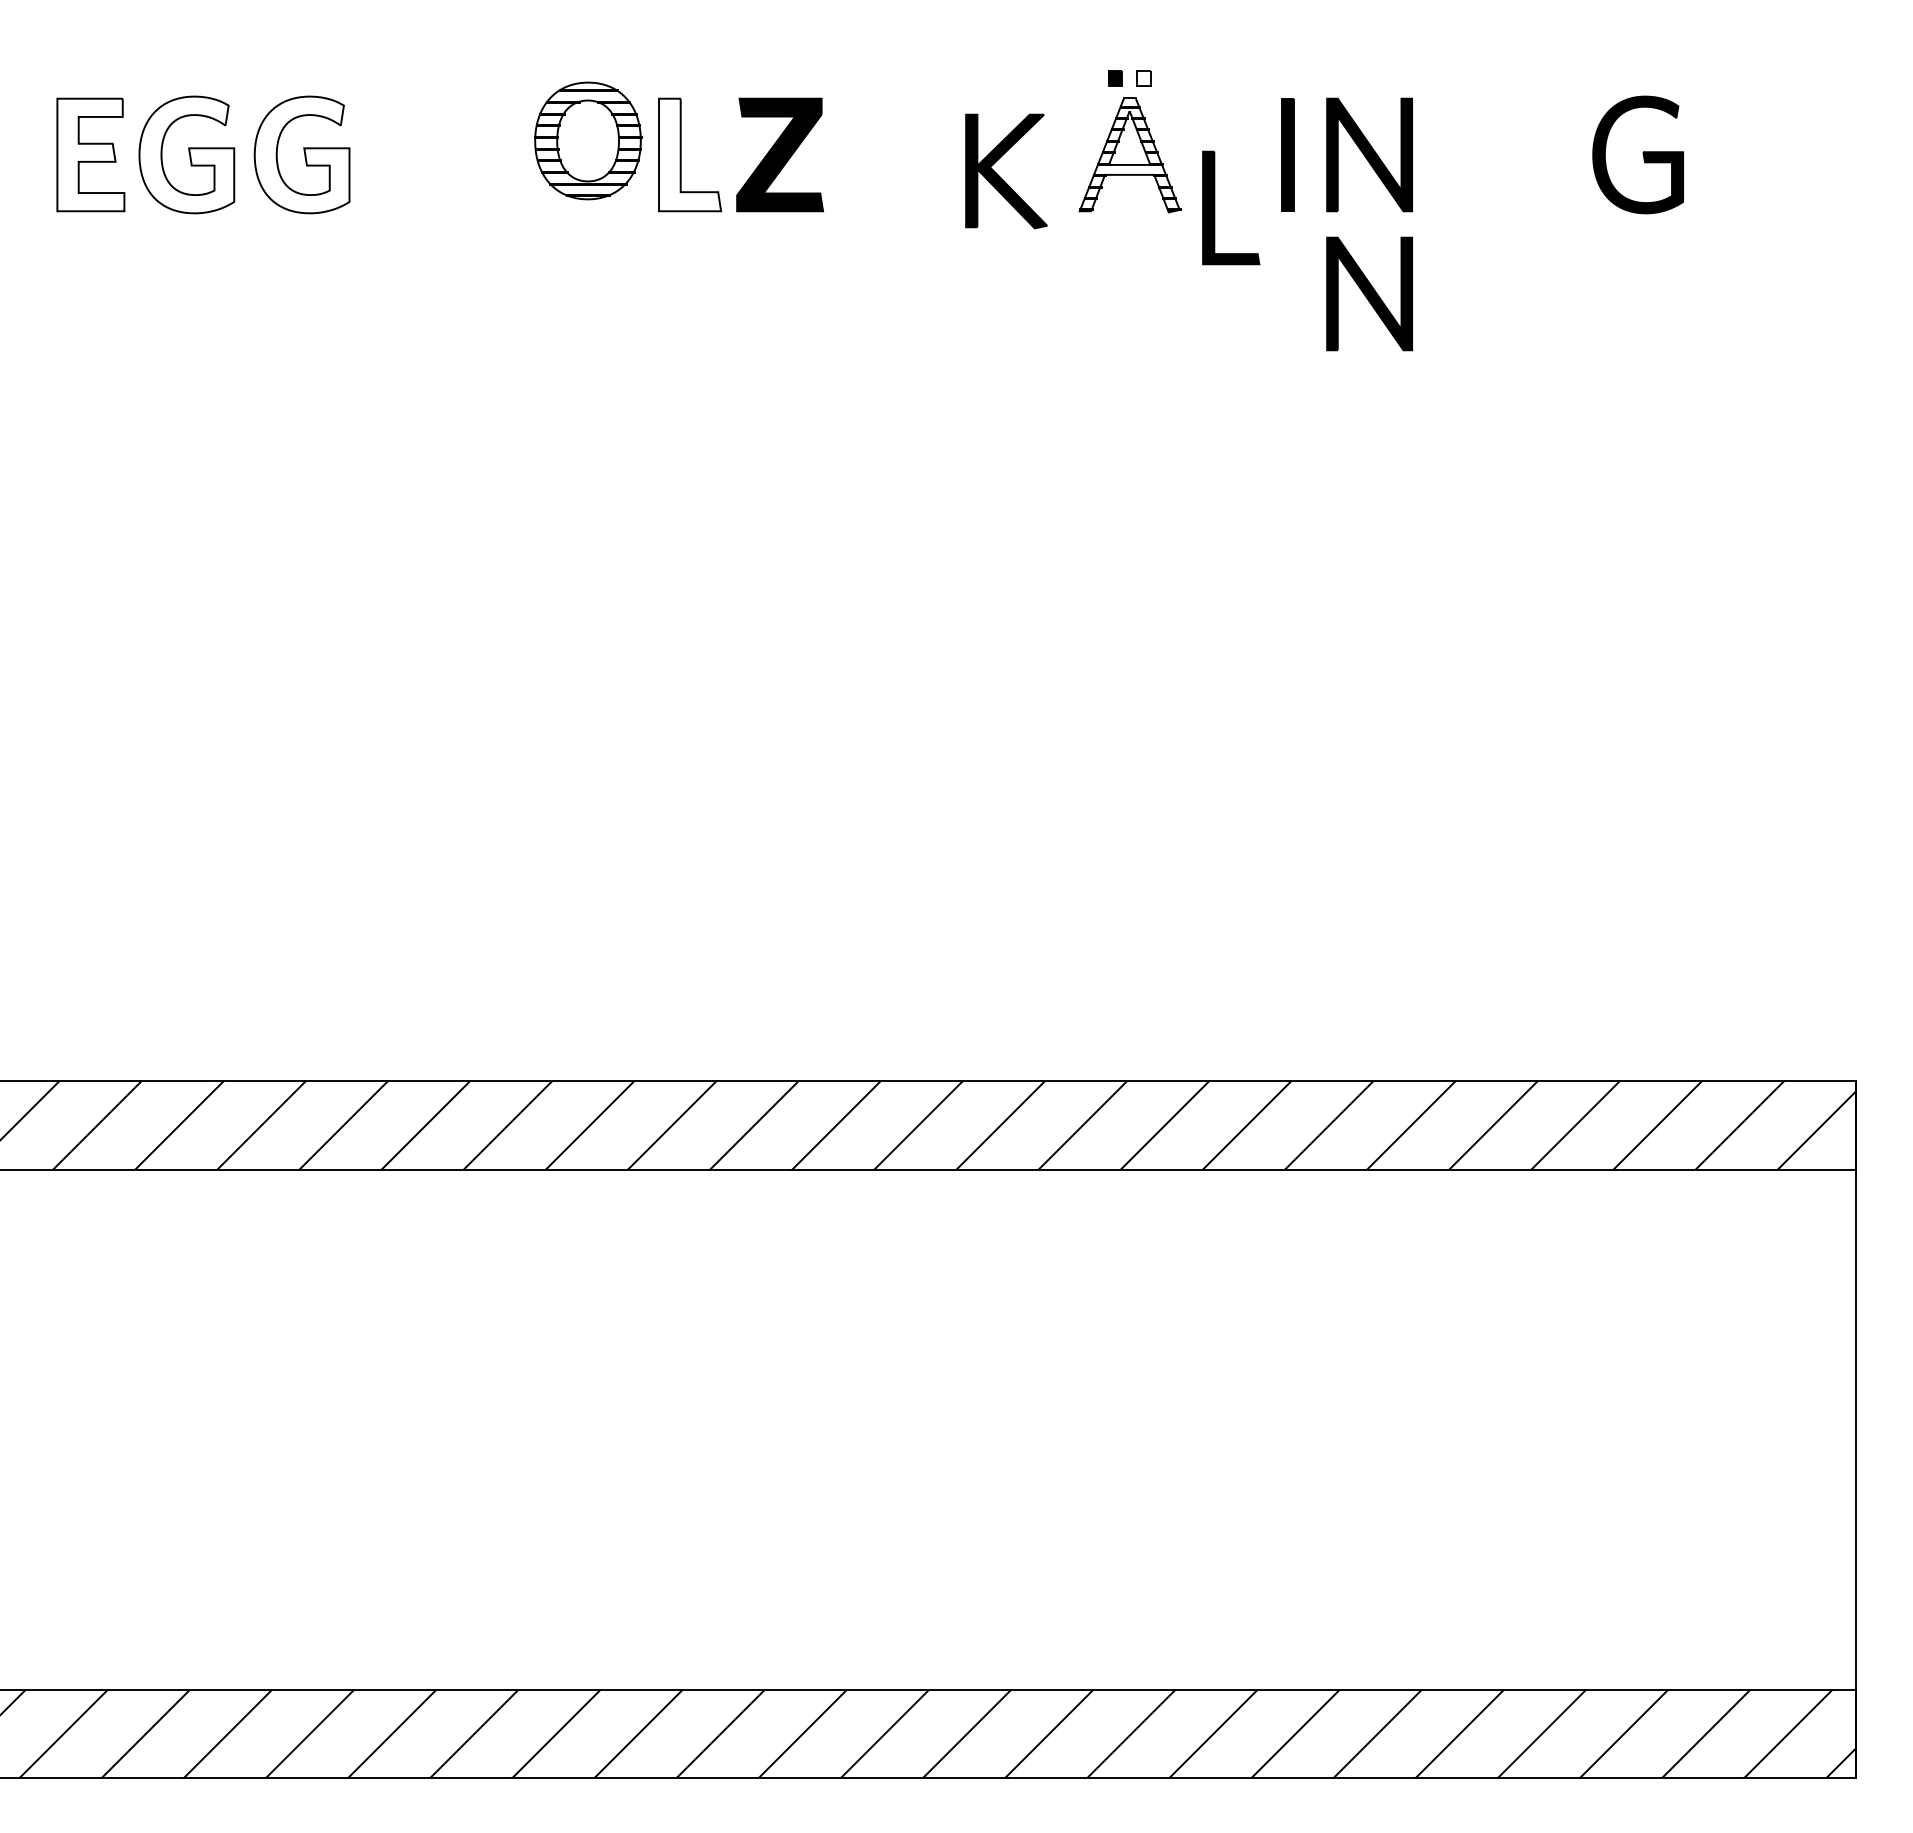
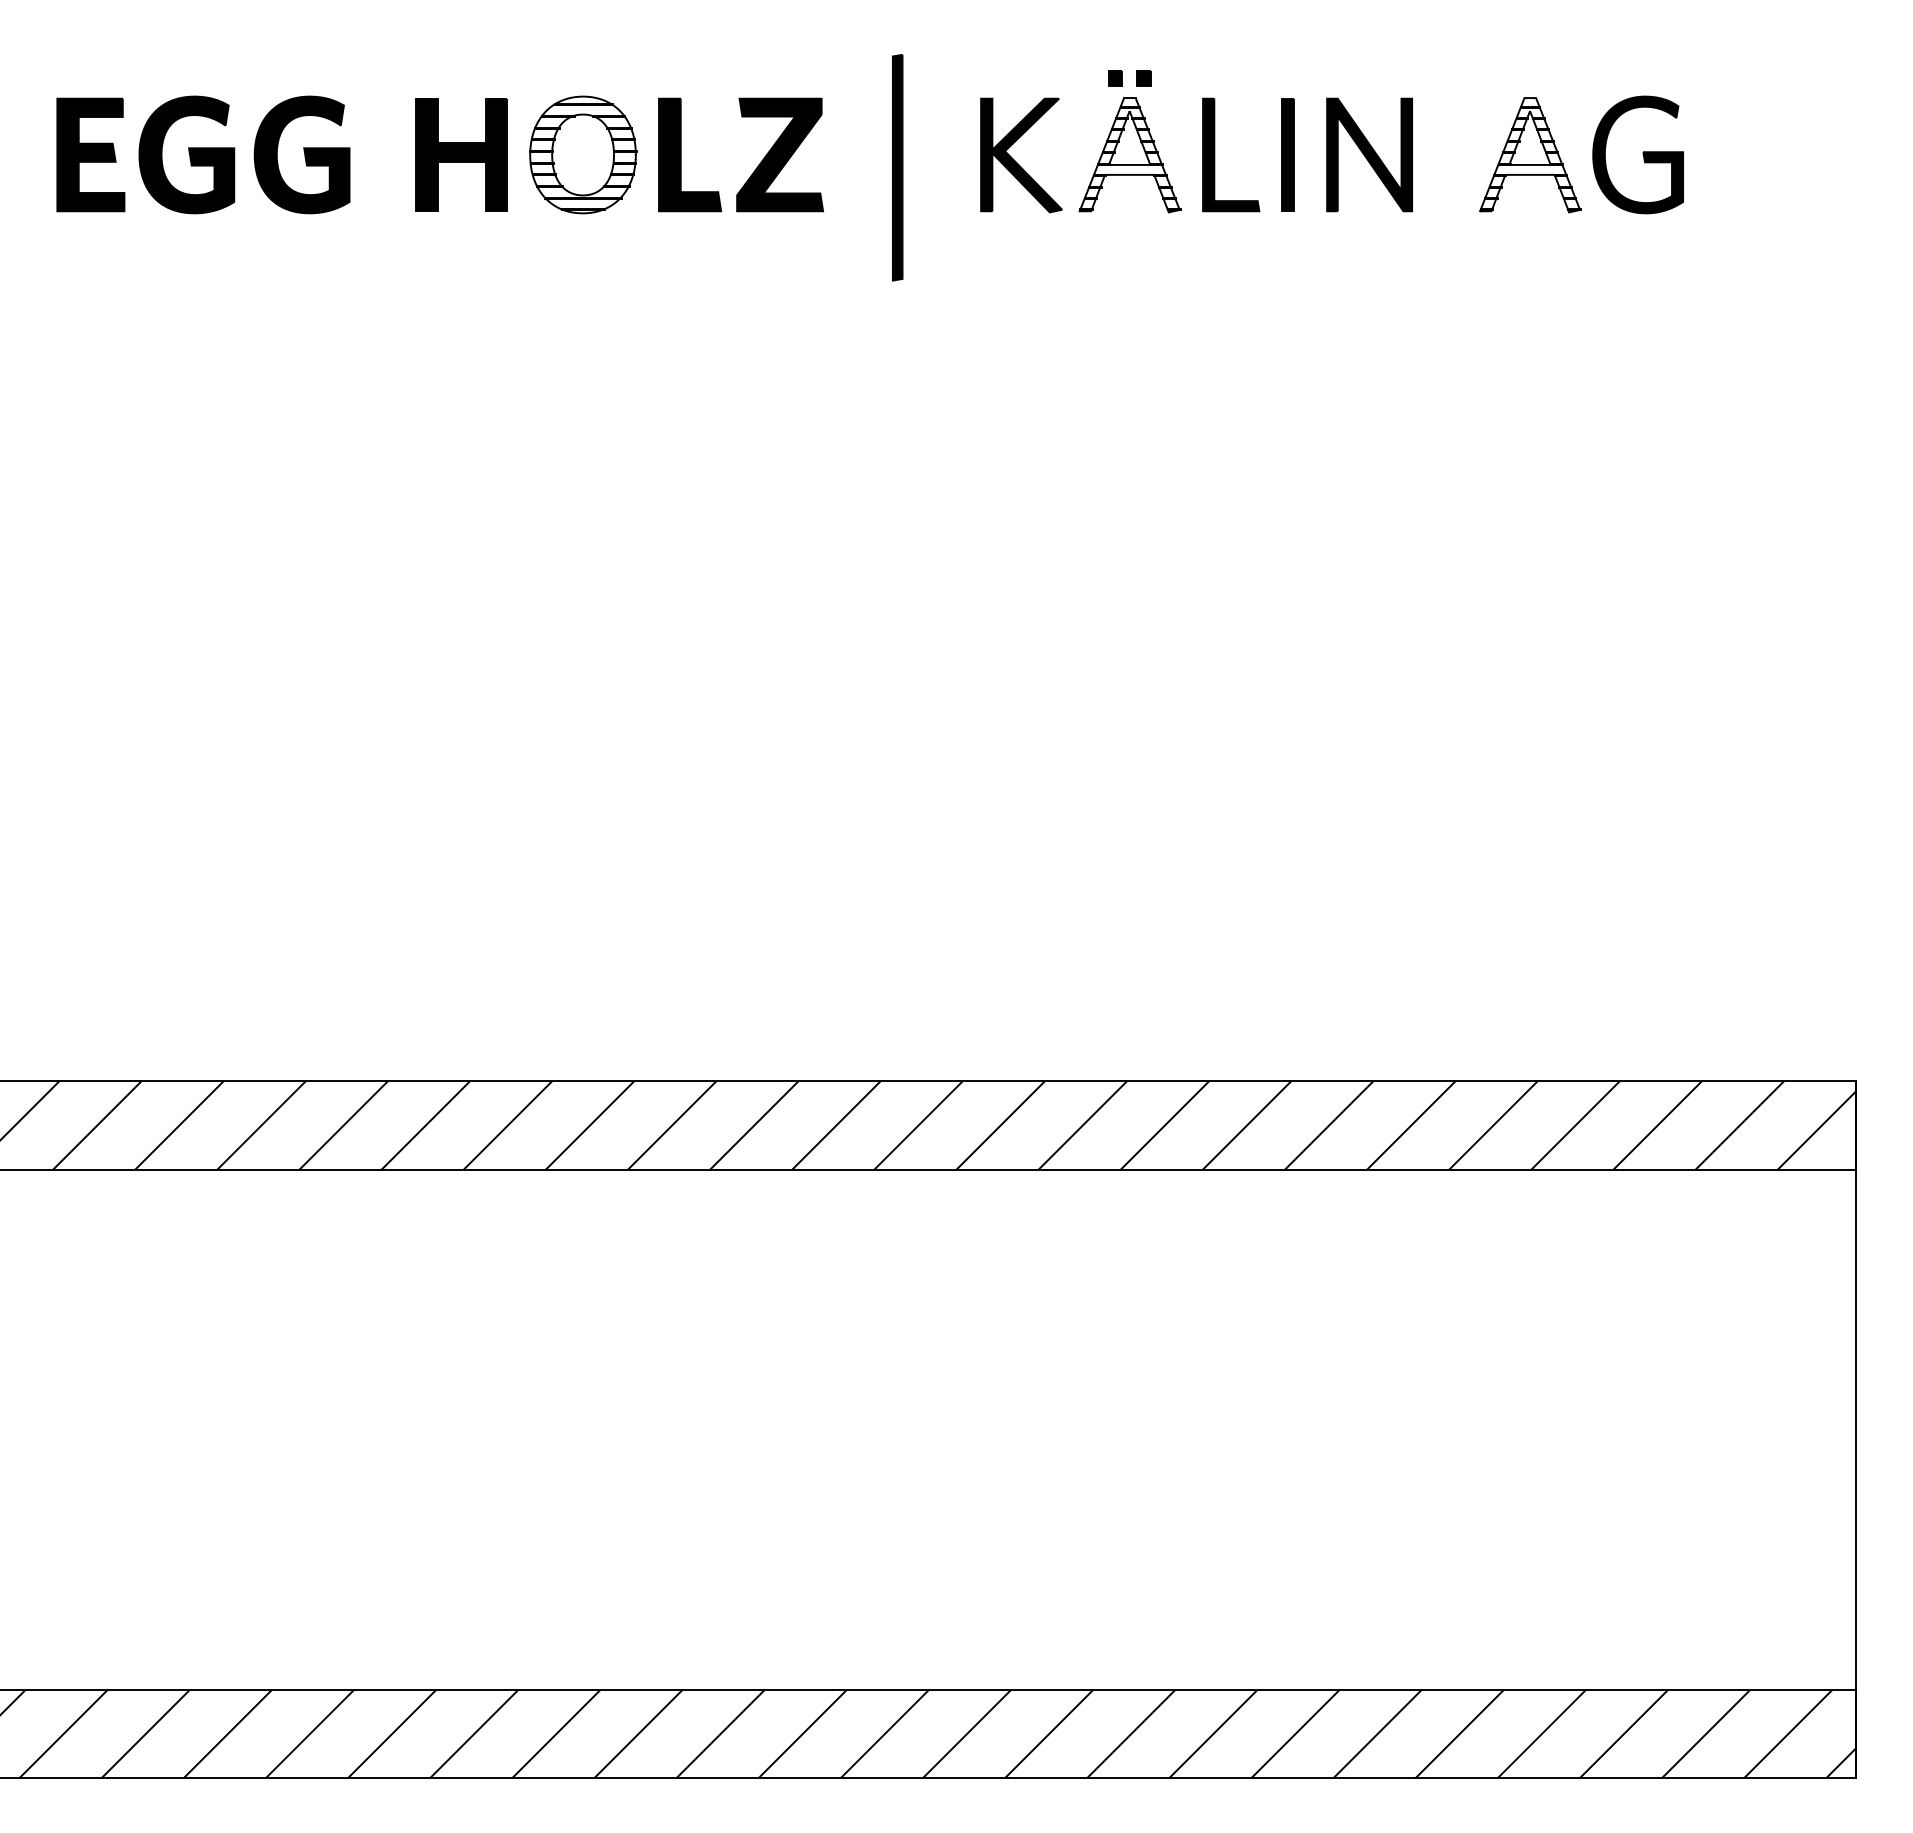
fill: none -> present (1143, 78)
part position: (588, 140) -> (583, 154) (583, 154)
fill: none -> present (90, 154)
fill: none -> present (186, 154)
fill: none -> present (301, 154)
part: none -> present (461, 154)
fill: none -> present (690, 154)
part: none -> present (1530, 155)
part: none -> present (897, 167)
part position: (1000, 176) -> (1015, 160) (1015, 160)
part position: (1215, 207) -> (1215, 154) (1215, 154)
part: present -> none (1369, 293)
